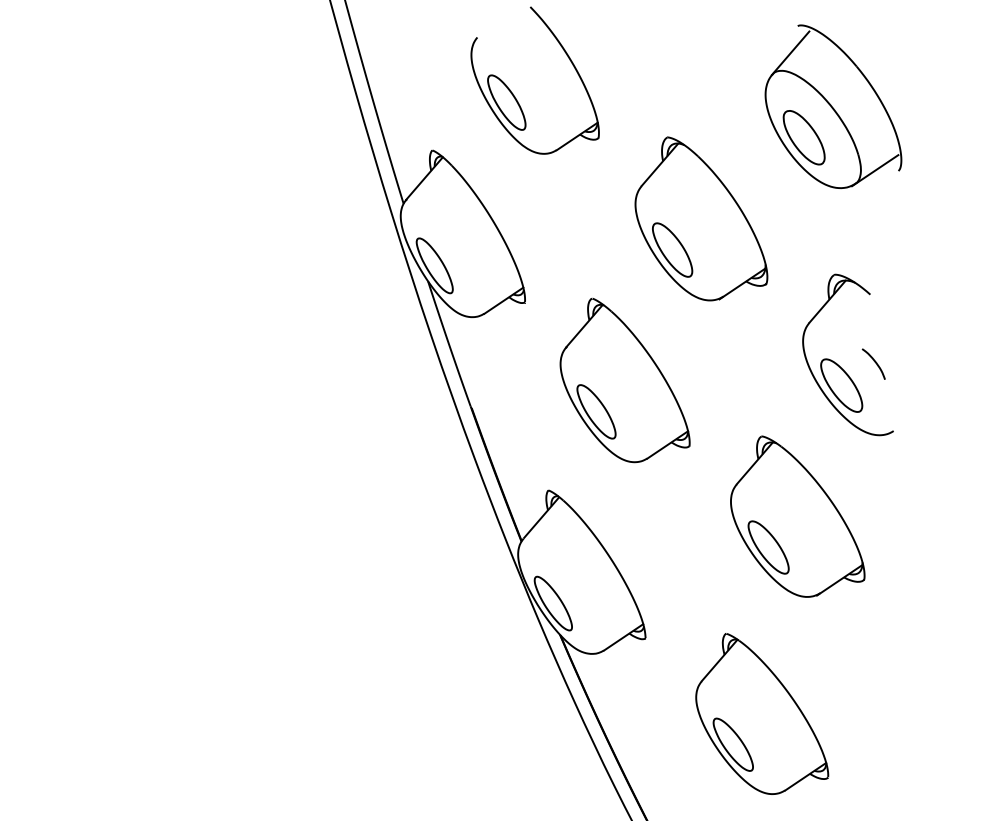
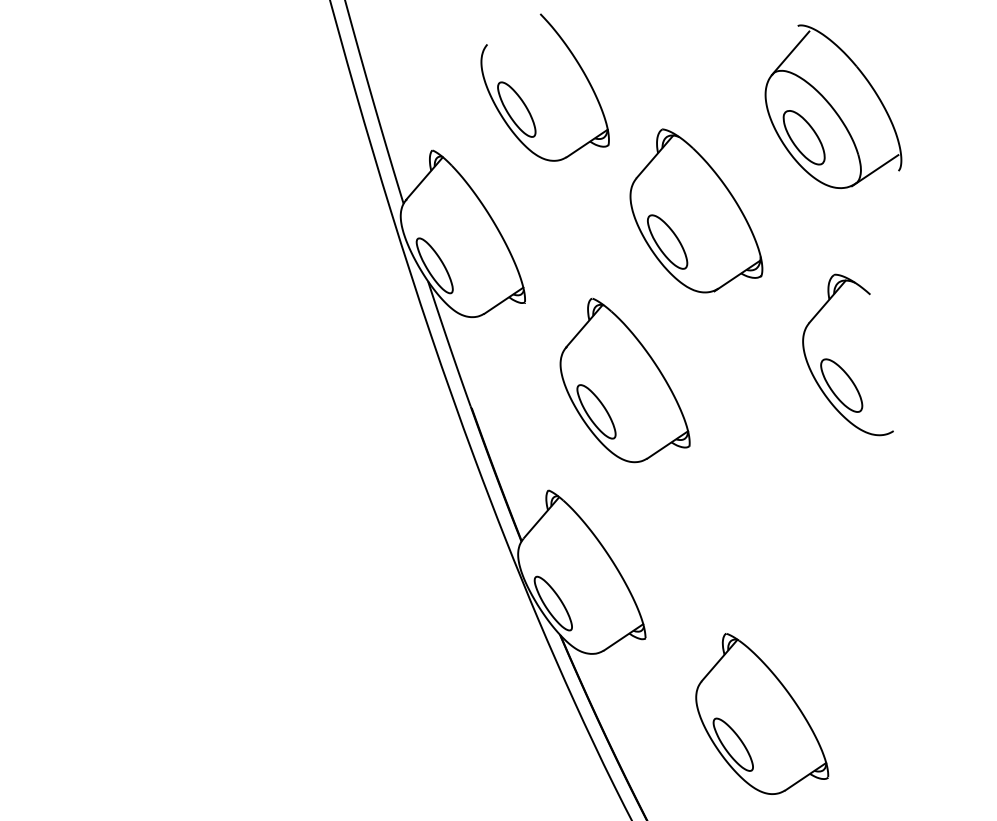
part position: (513, 93) -> (523, 100) (523, 100)
part position: (701, 218) -> (696, 210) (696, 210)
curve: present -> none (874, 362)
part: present -> none (797, 516)
